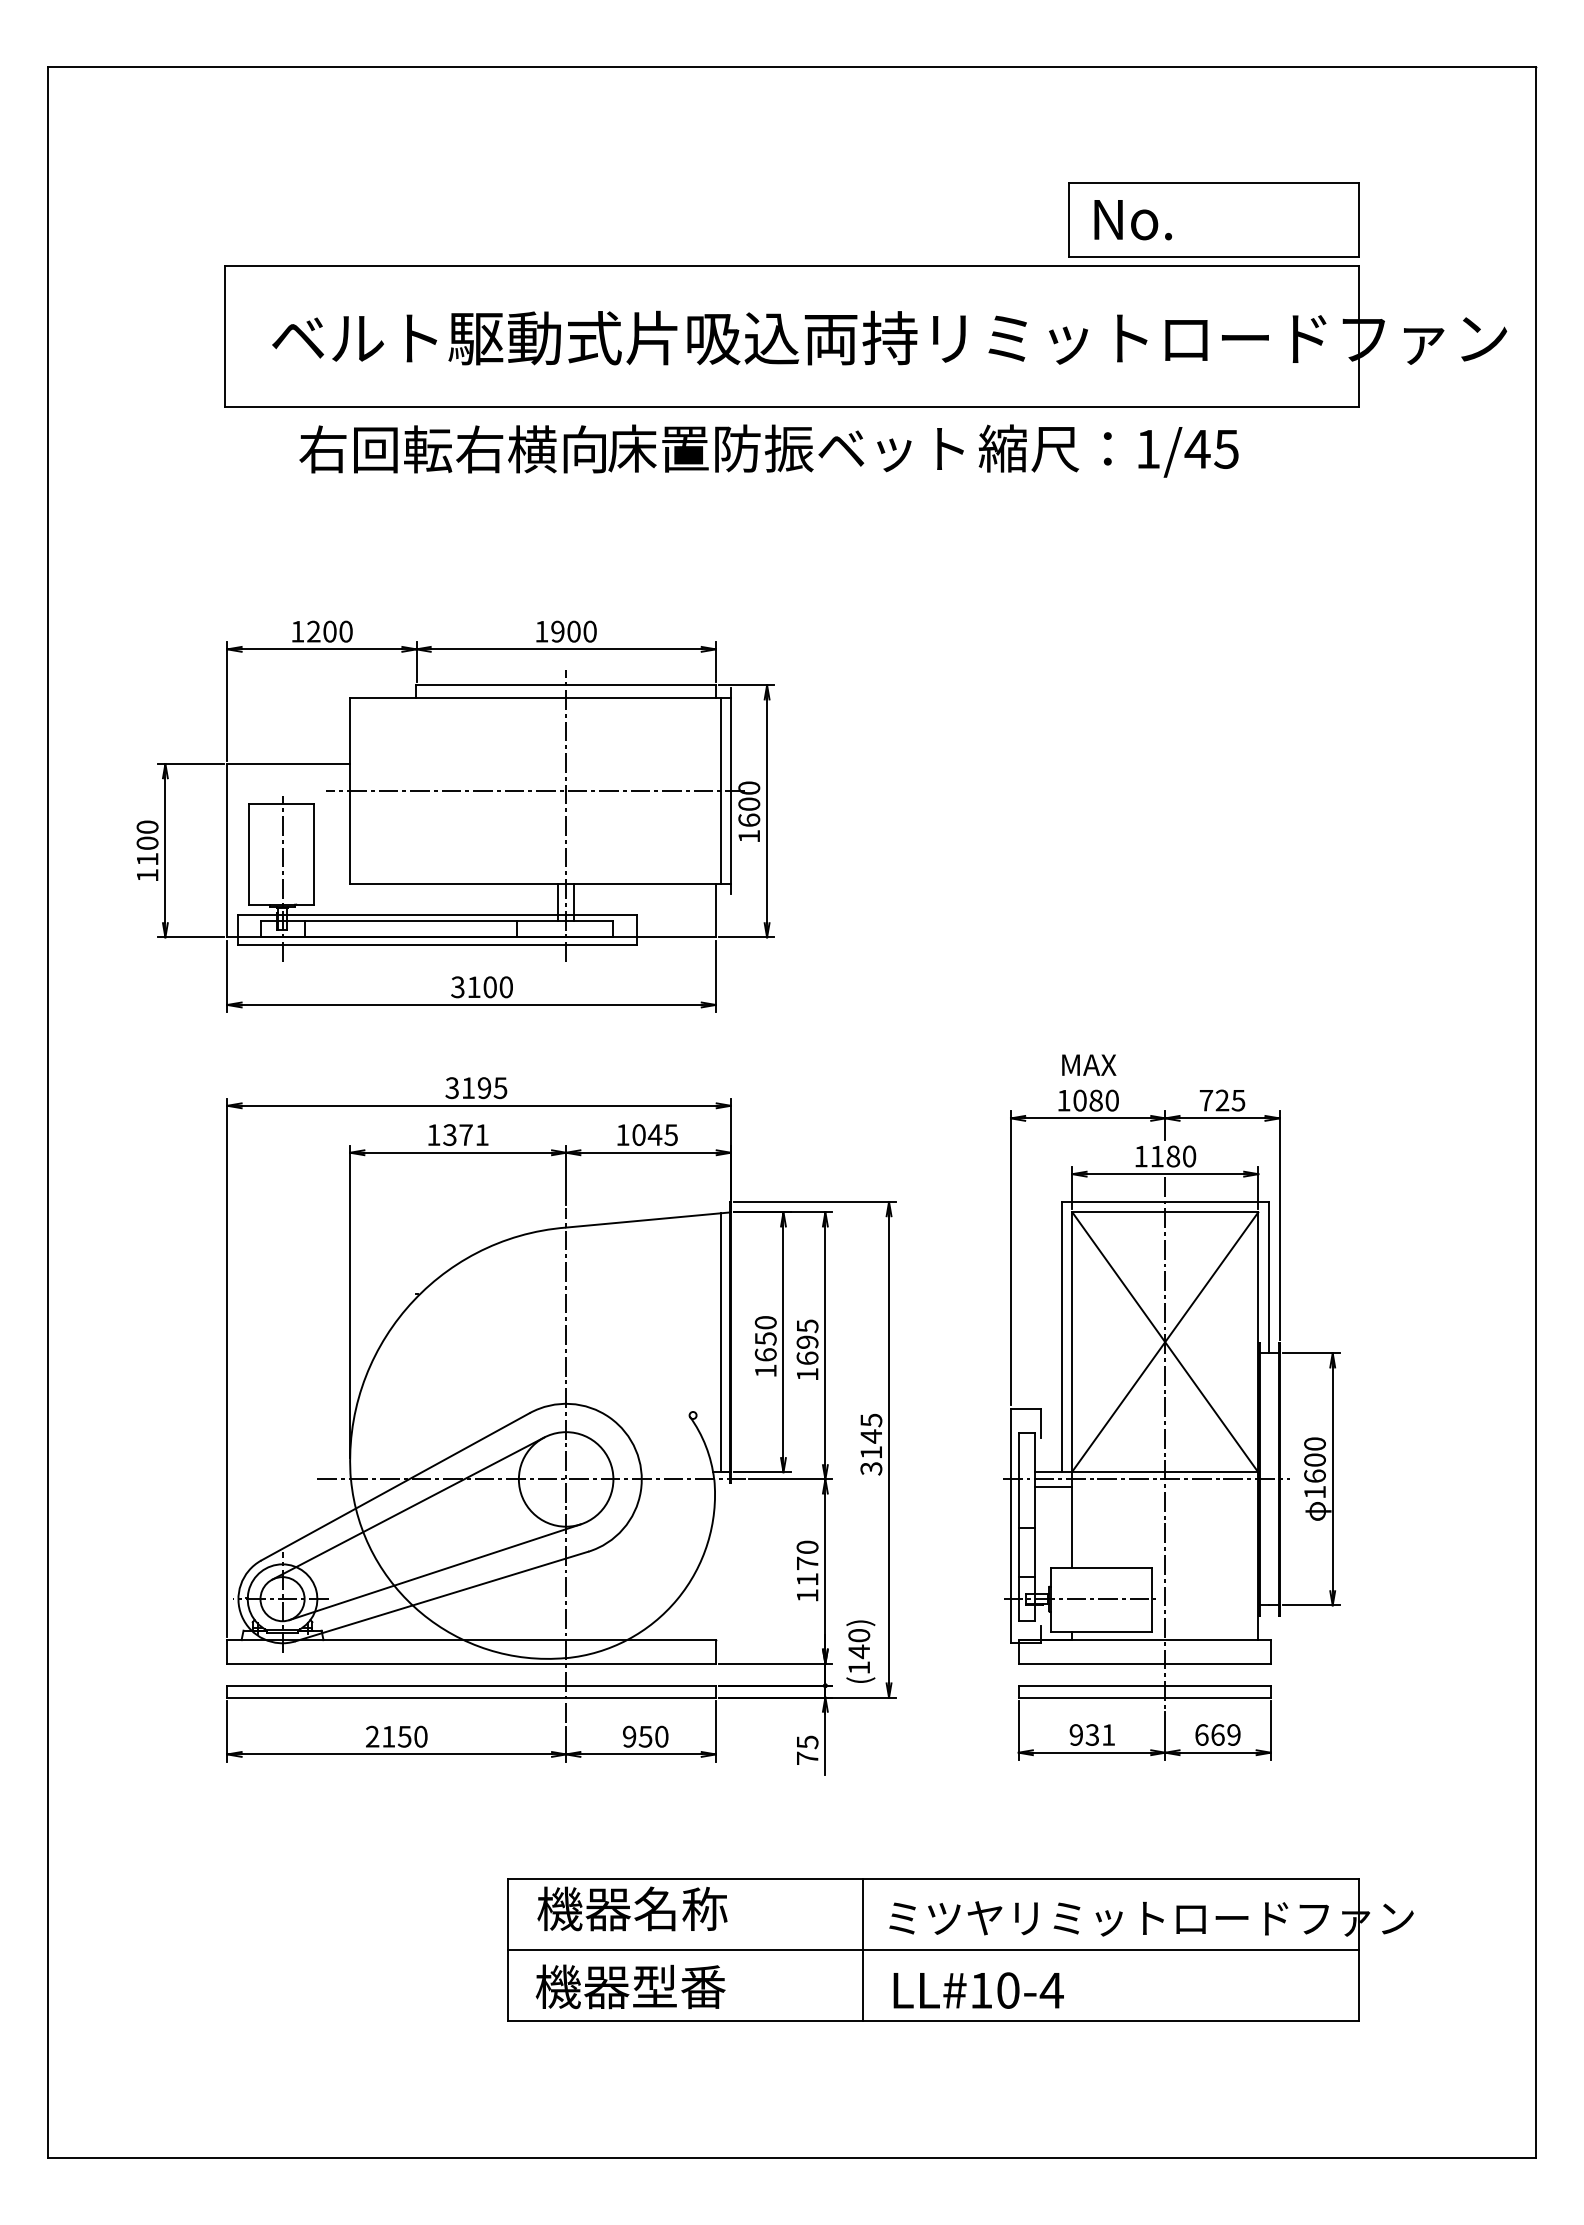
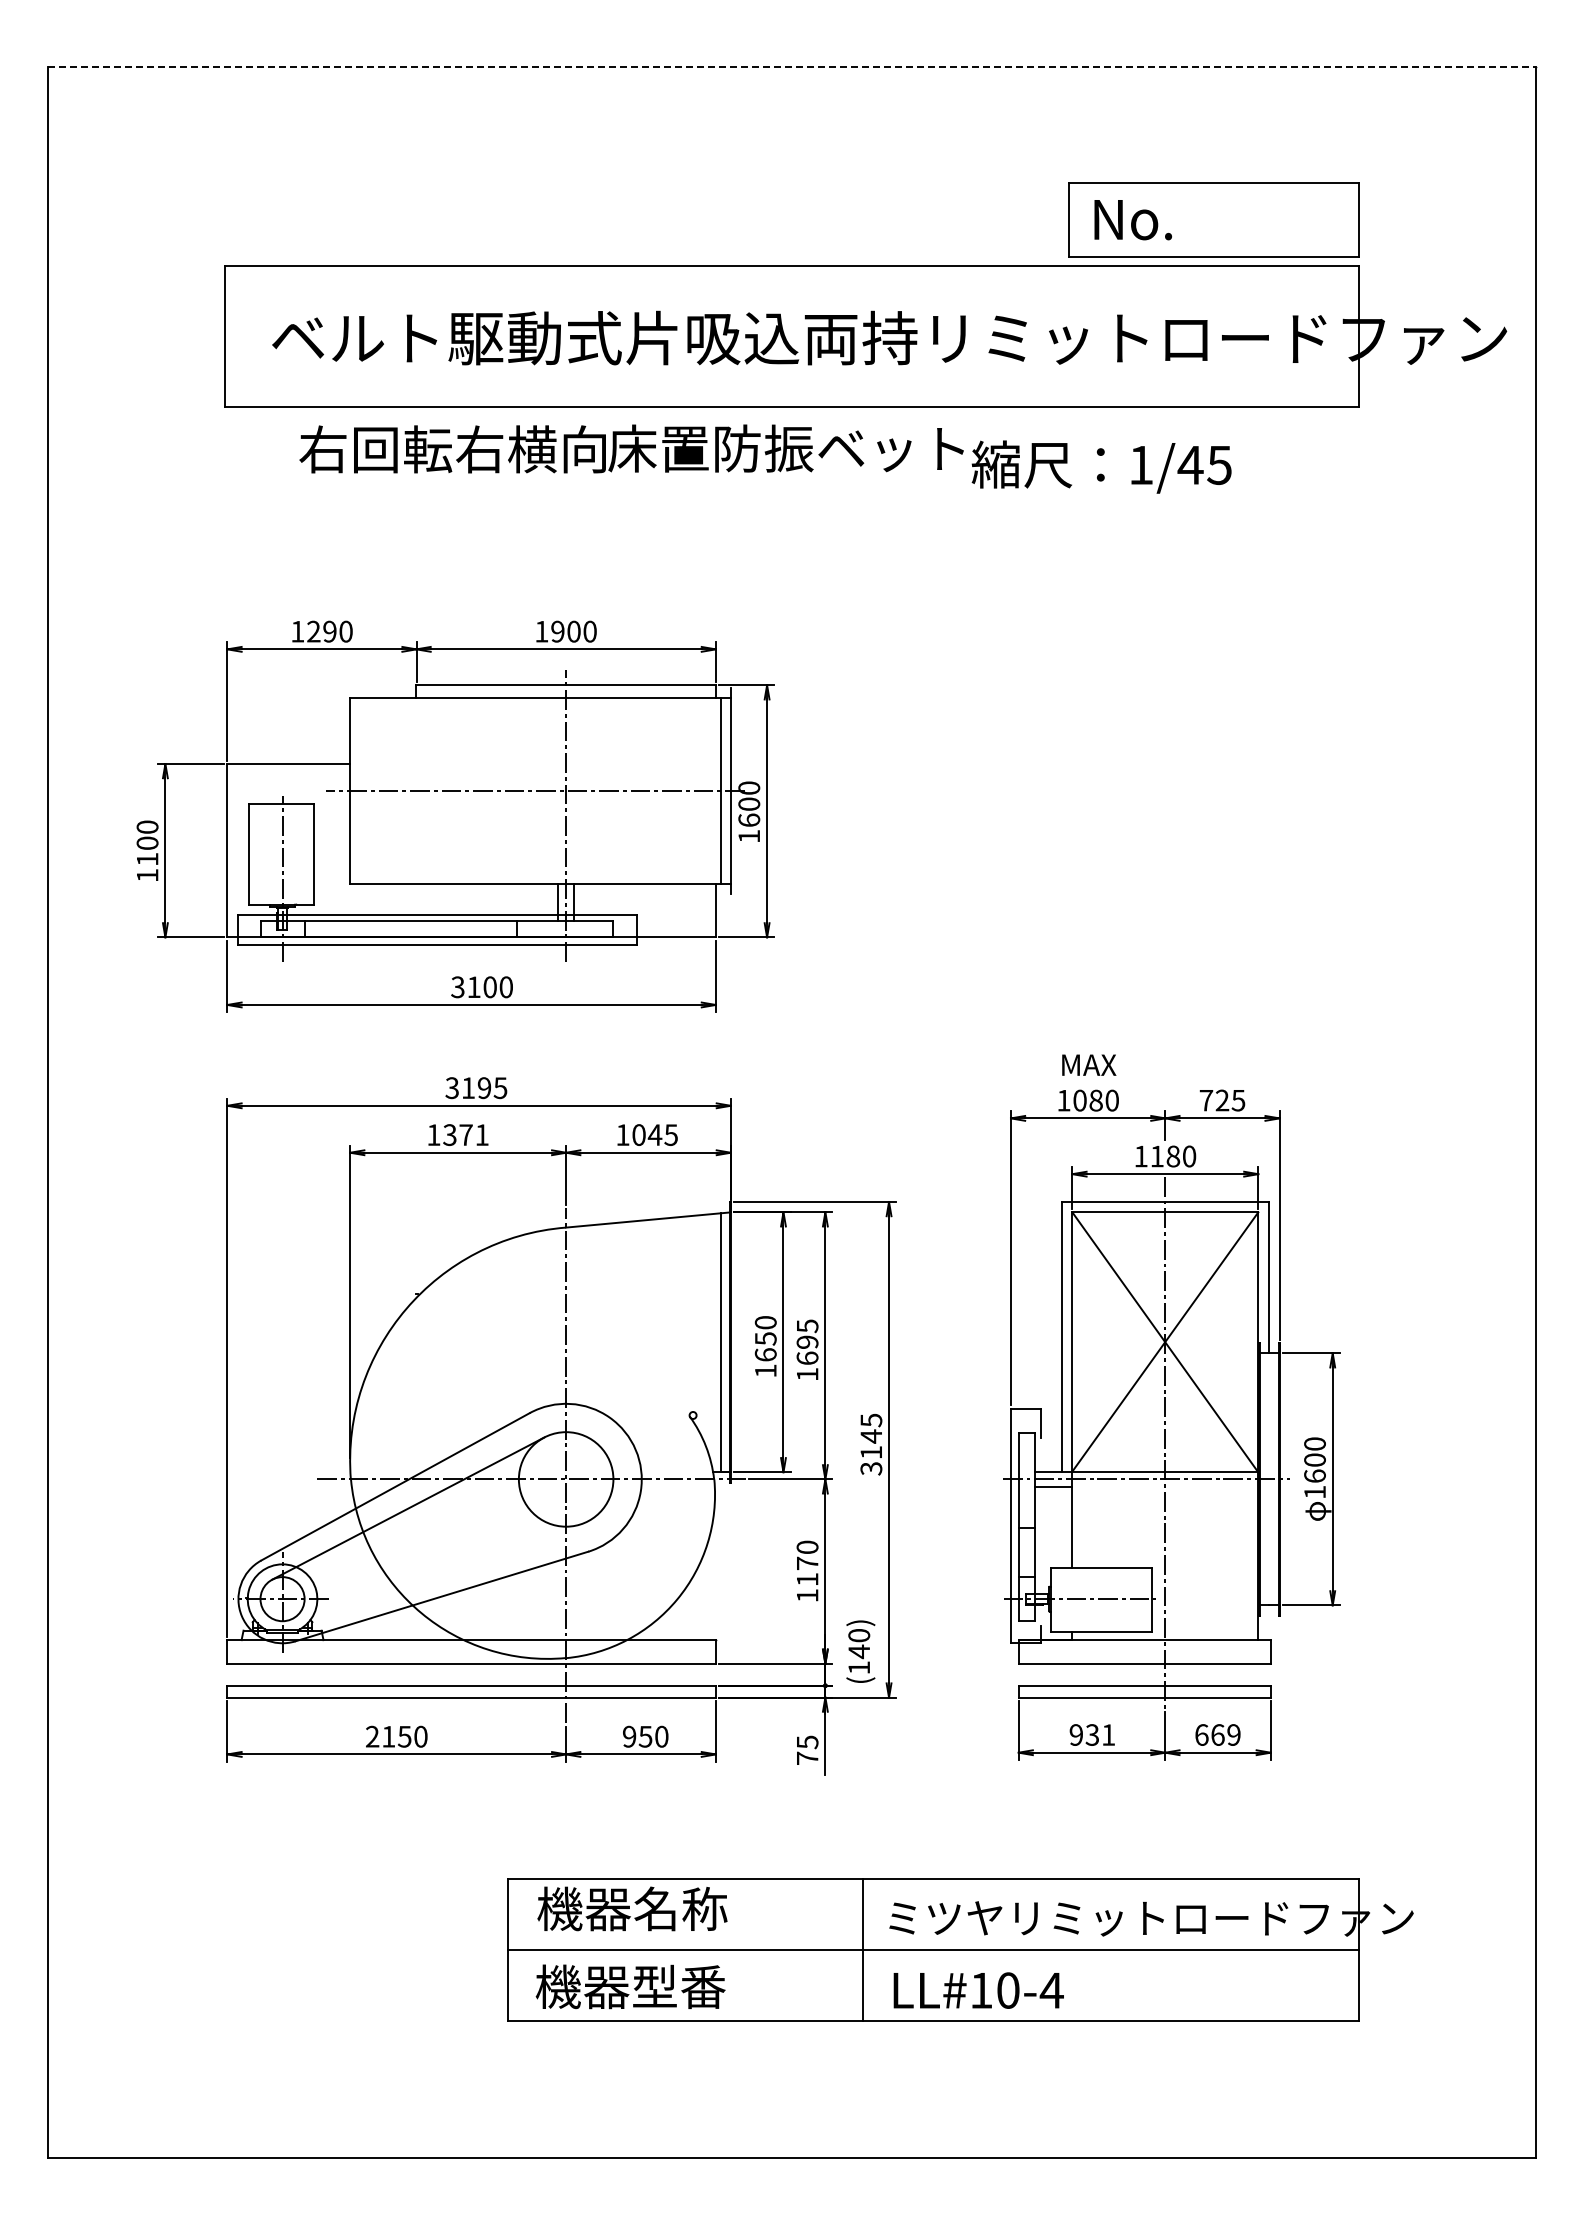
line: solid -> dashed (792, 66)
text position: (1108, 450) -> (1101, 466) (1101, 466)
text: 1200 -> 1290 (329, 631)
line: present -> none (434, 1572)
